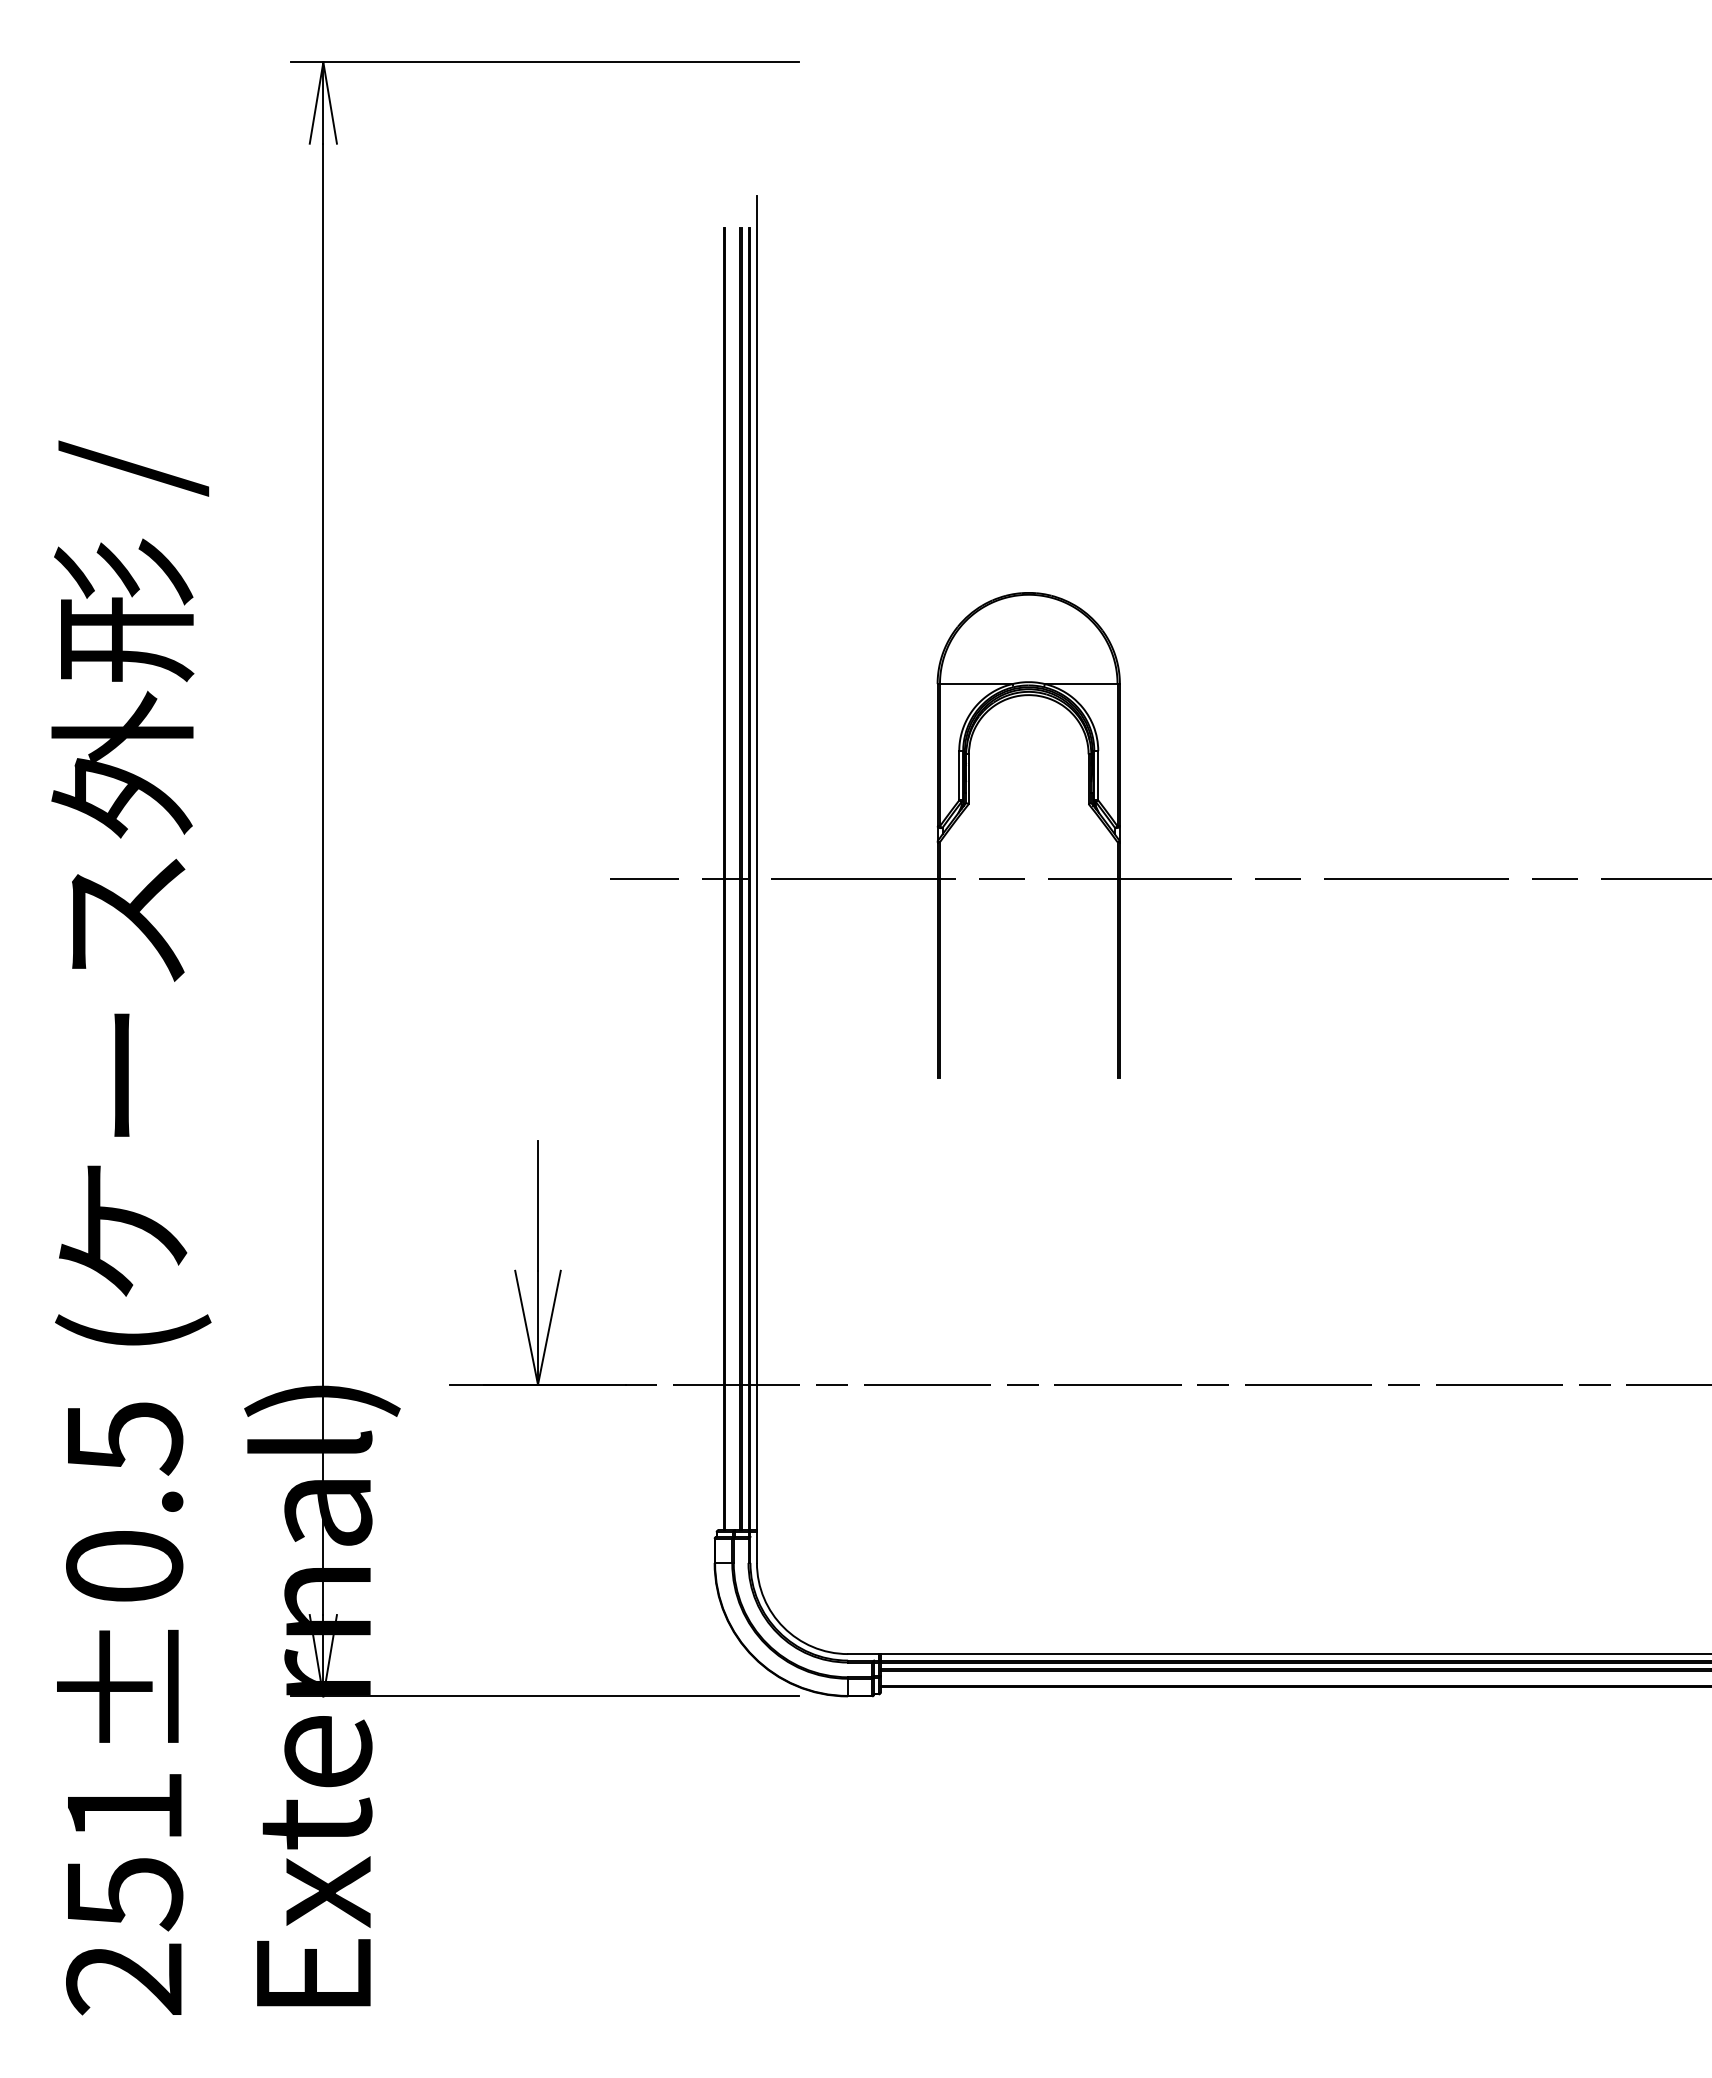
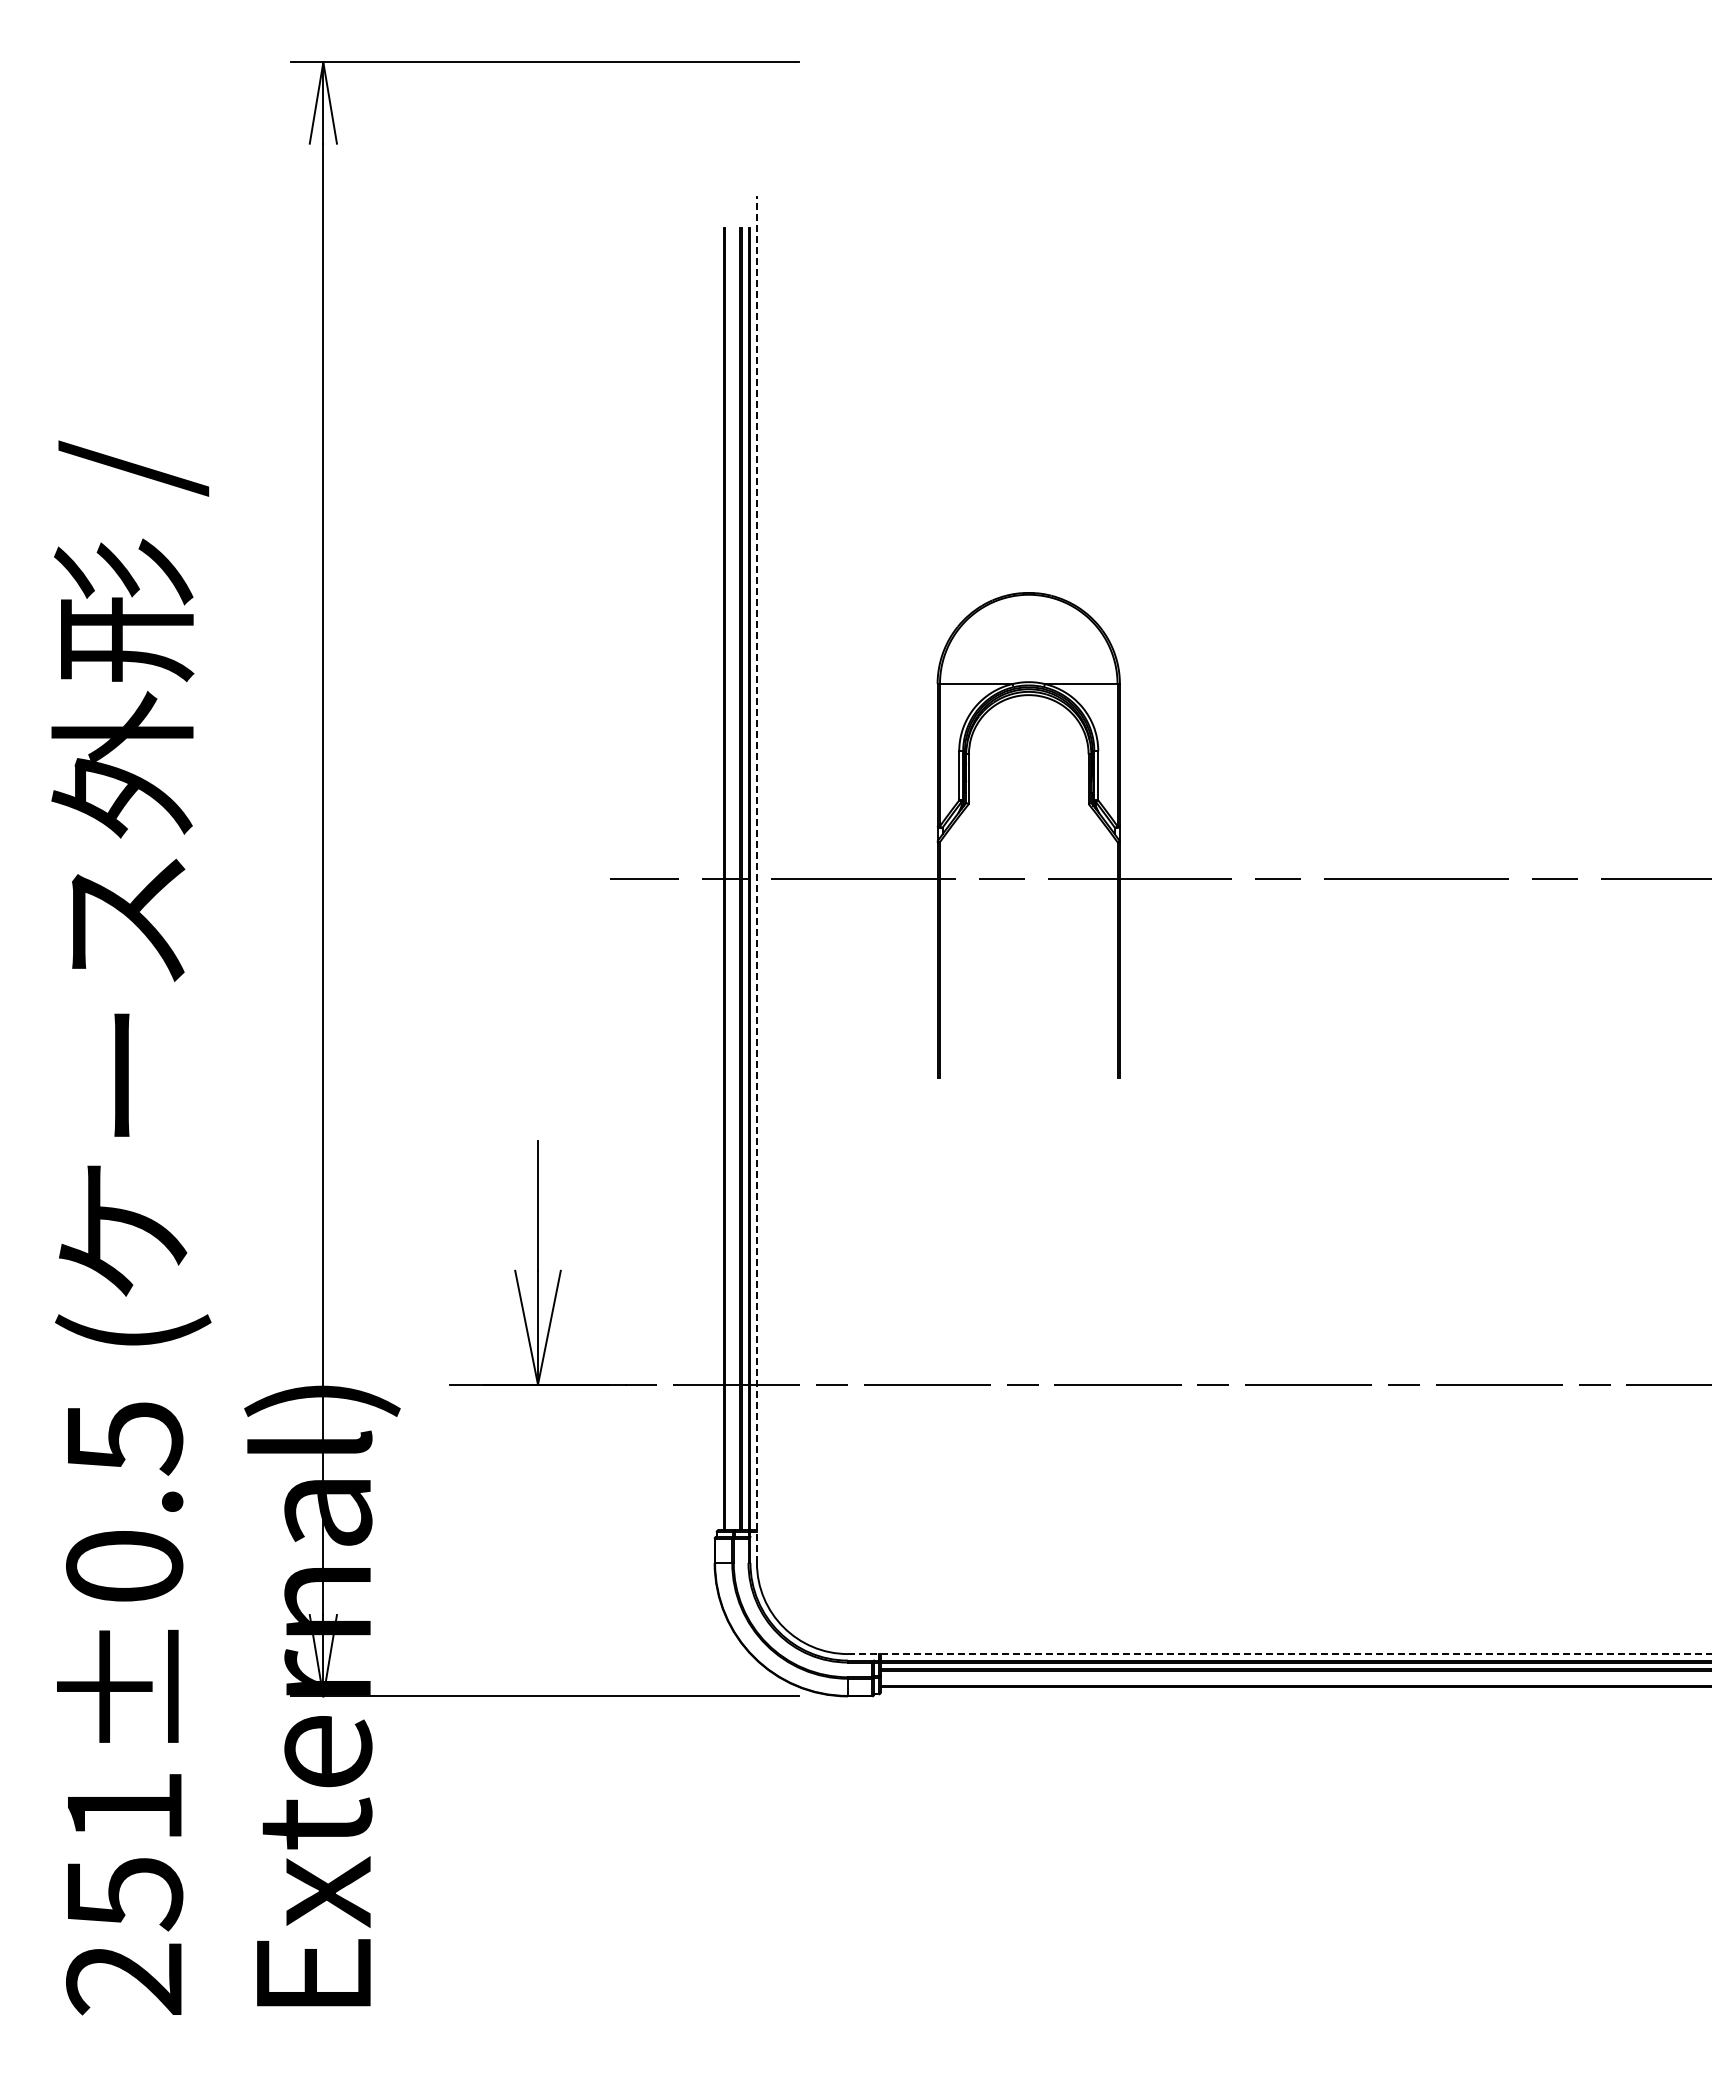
line: solid -> dashed (756, 879)
line: solid -> dashed (1279, 1654)
